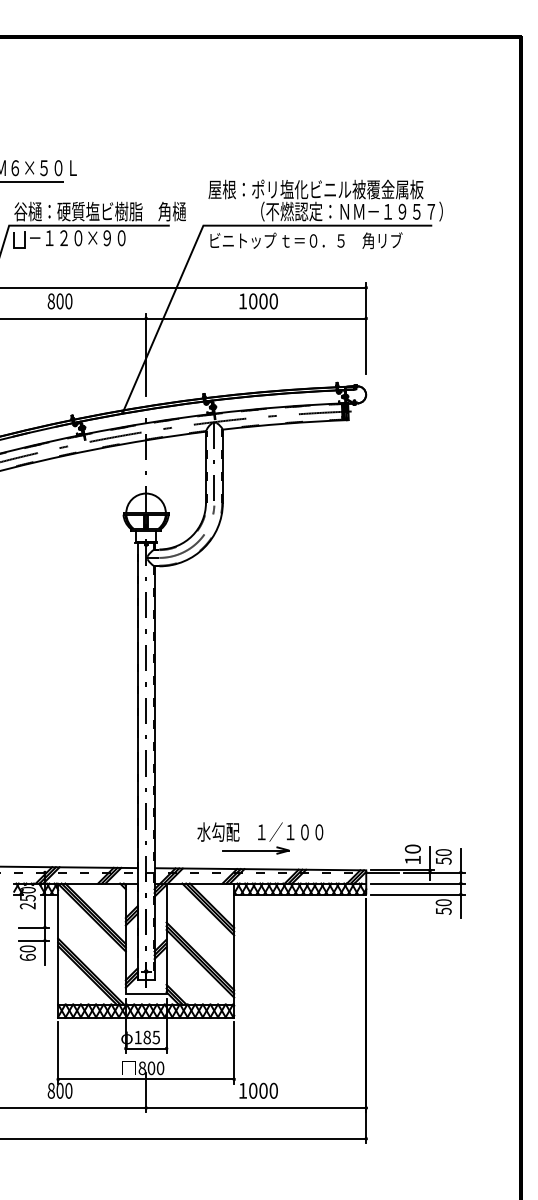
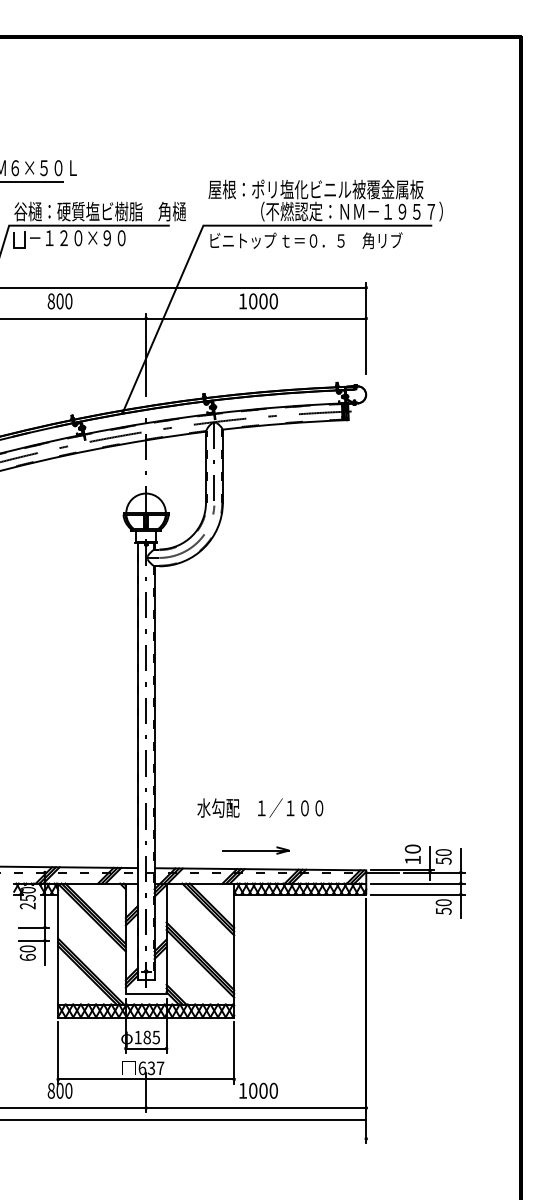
text position: (260, 831) -> (260, 807) (260, 807)
text: 800 -> 637 (151, 1068)
line position: (184, 1138) -> (184, 1119) (184, 1119)
